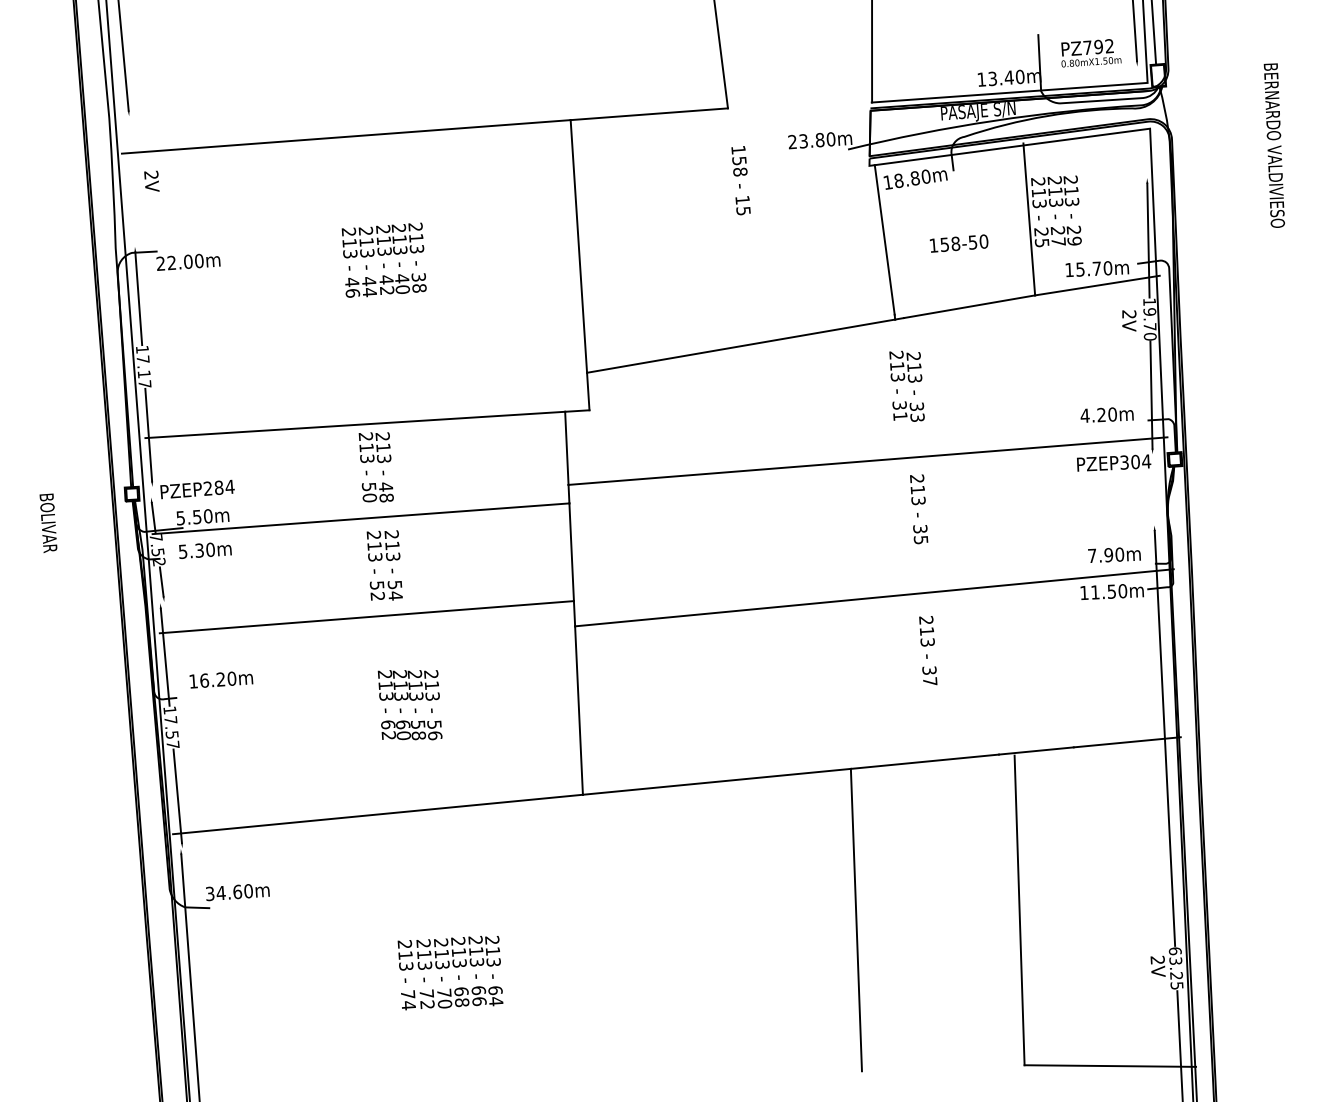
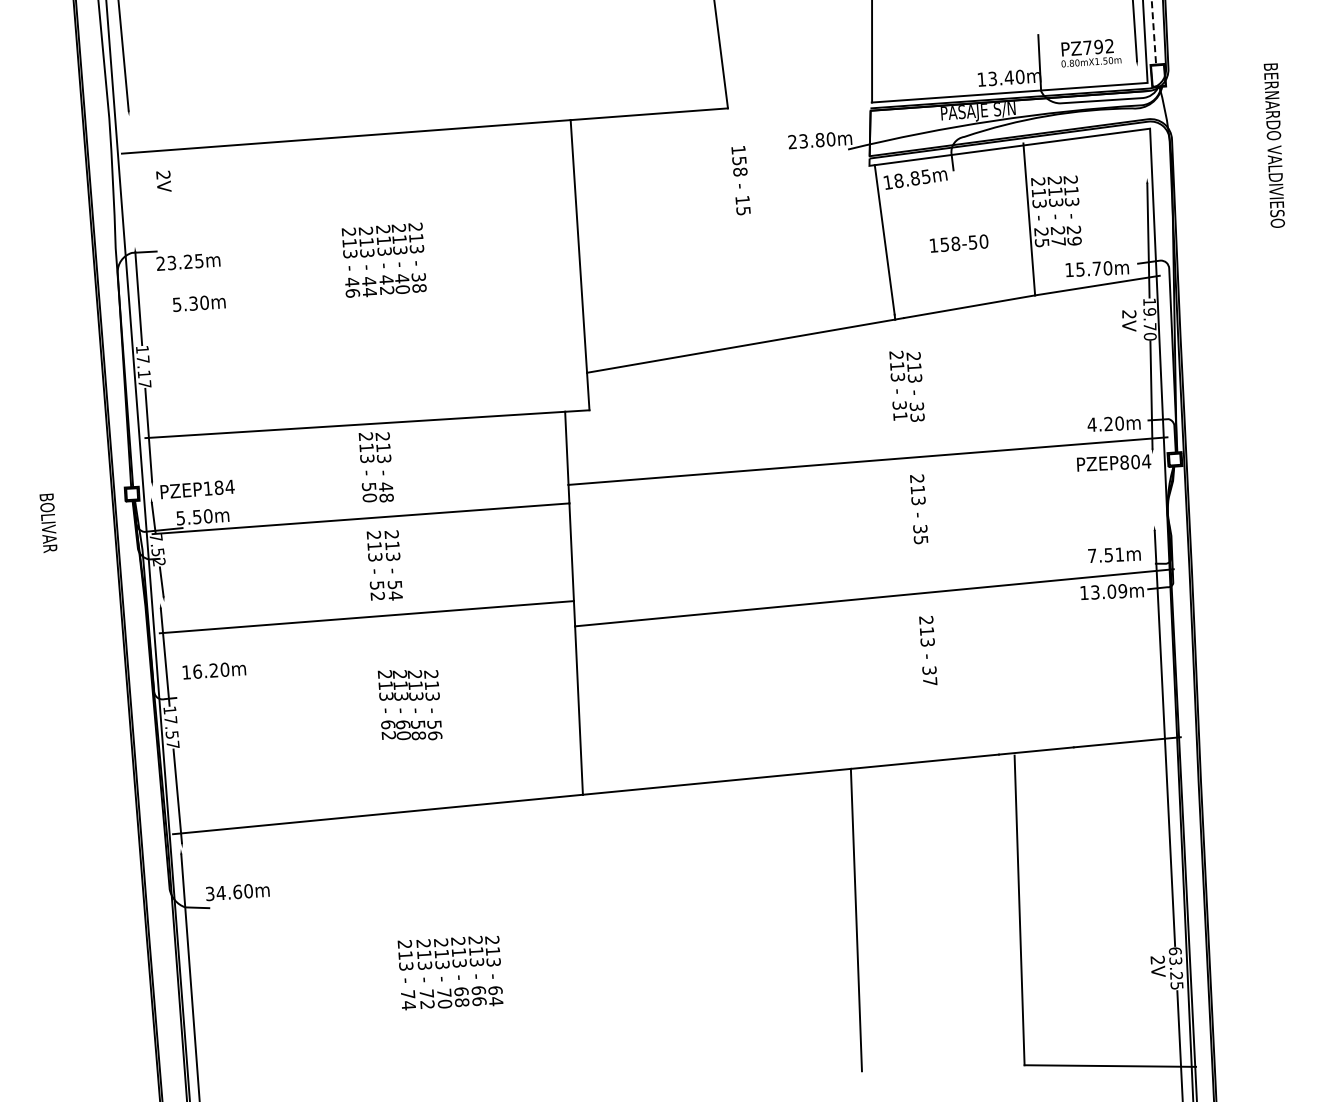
line: solid -> dashed (1154, 33)
text: 18.80m -> 18.85m (925, 176)
text position: (151, 180) -> (163, 180) (163, 180)
text: 22.00m -> 23.25m (185, 261)
text position: (1106, 414) -> (1113, 423) (1113, 423)
text: PZEP304 -> PZEP804 (1124, 462)
text: PZEP284 -> PZEP184 (207, 488)
text position: (205, 550) -> (199, 303) (199, 303)
text: 7.90m -> 7.51m (1114, 554)
text: 11.50m -> 13.09m (1109, 591)
text position: (221, 679) -> (214, 670) (214, 670)
